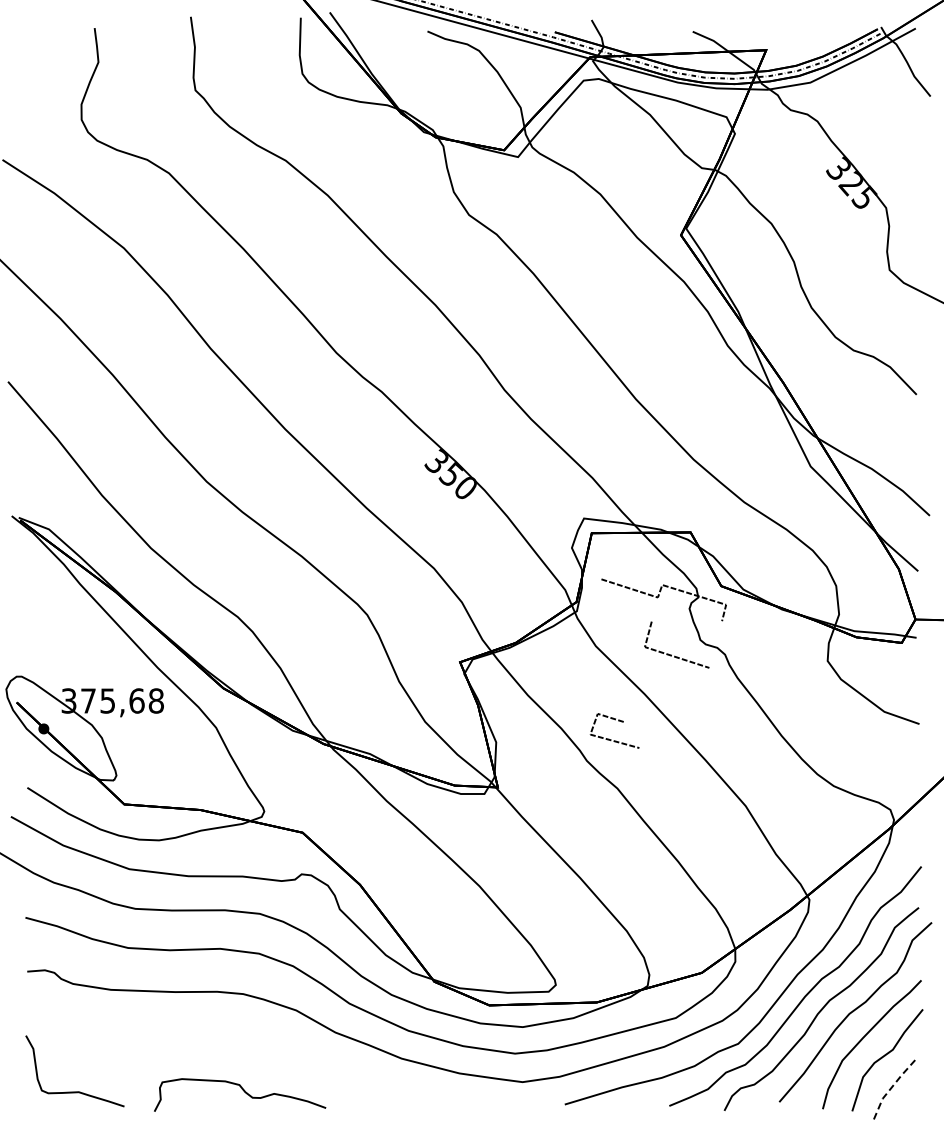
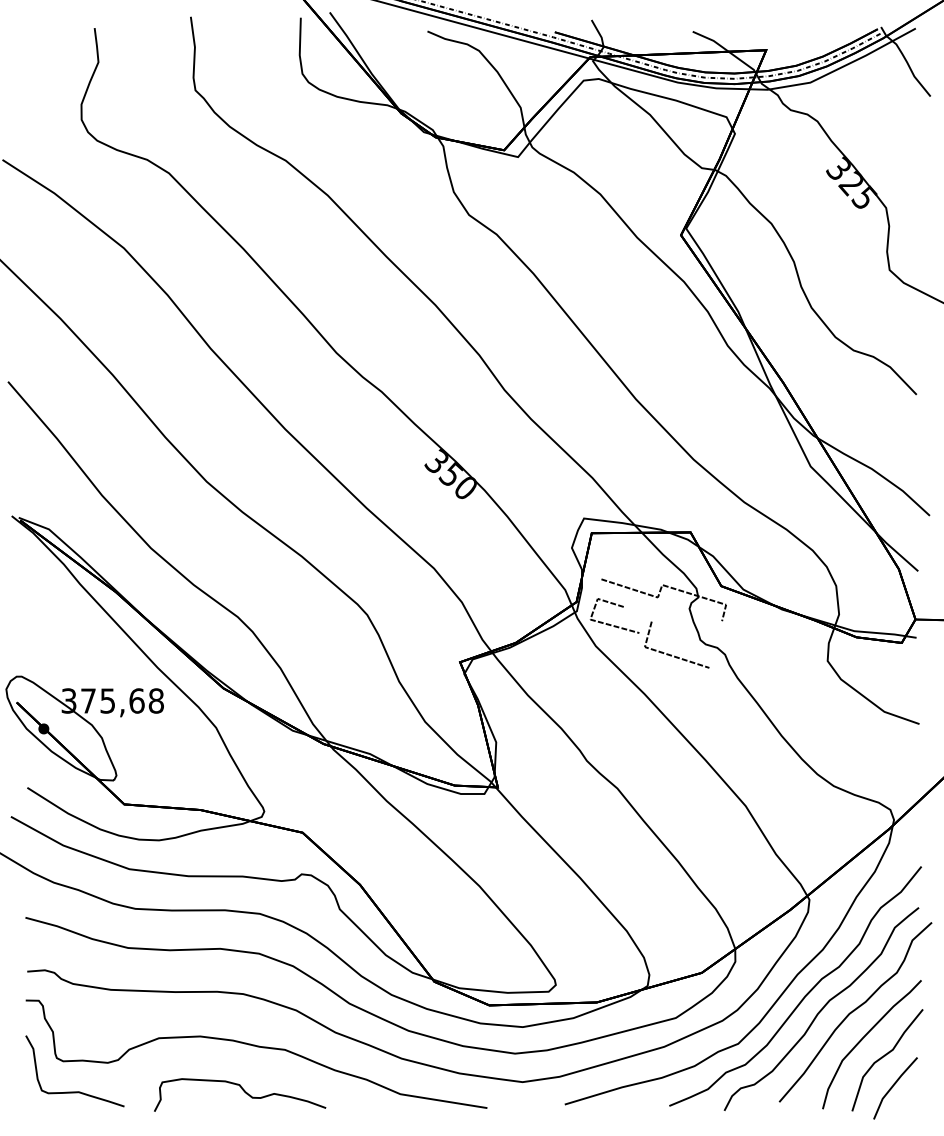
line position: (609, 738) -> (609, 623) (609, 623)
curve: none -> present (257, 1047)
line: dashed -> solid (892, 1086)
